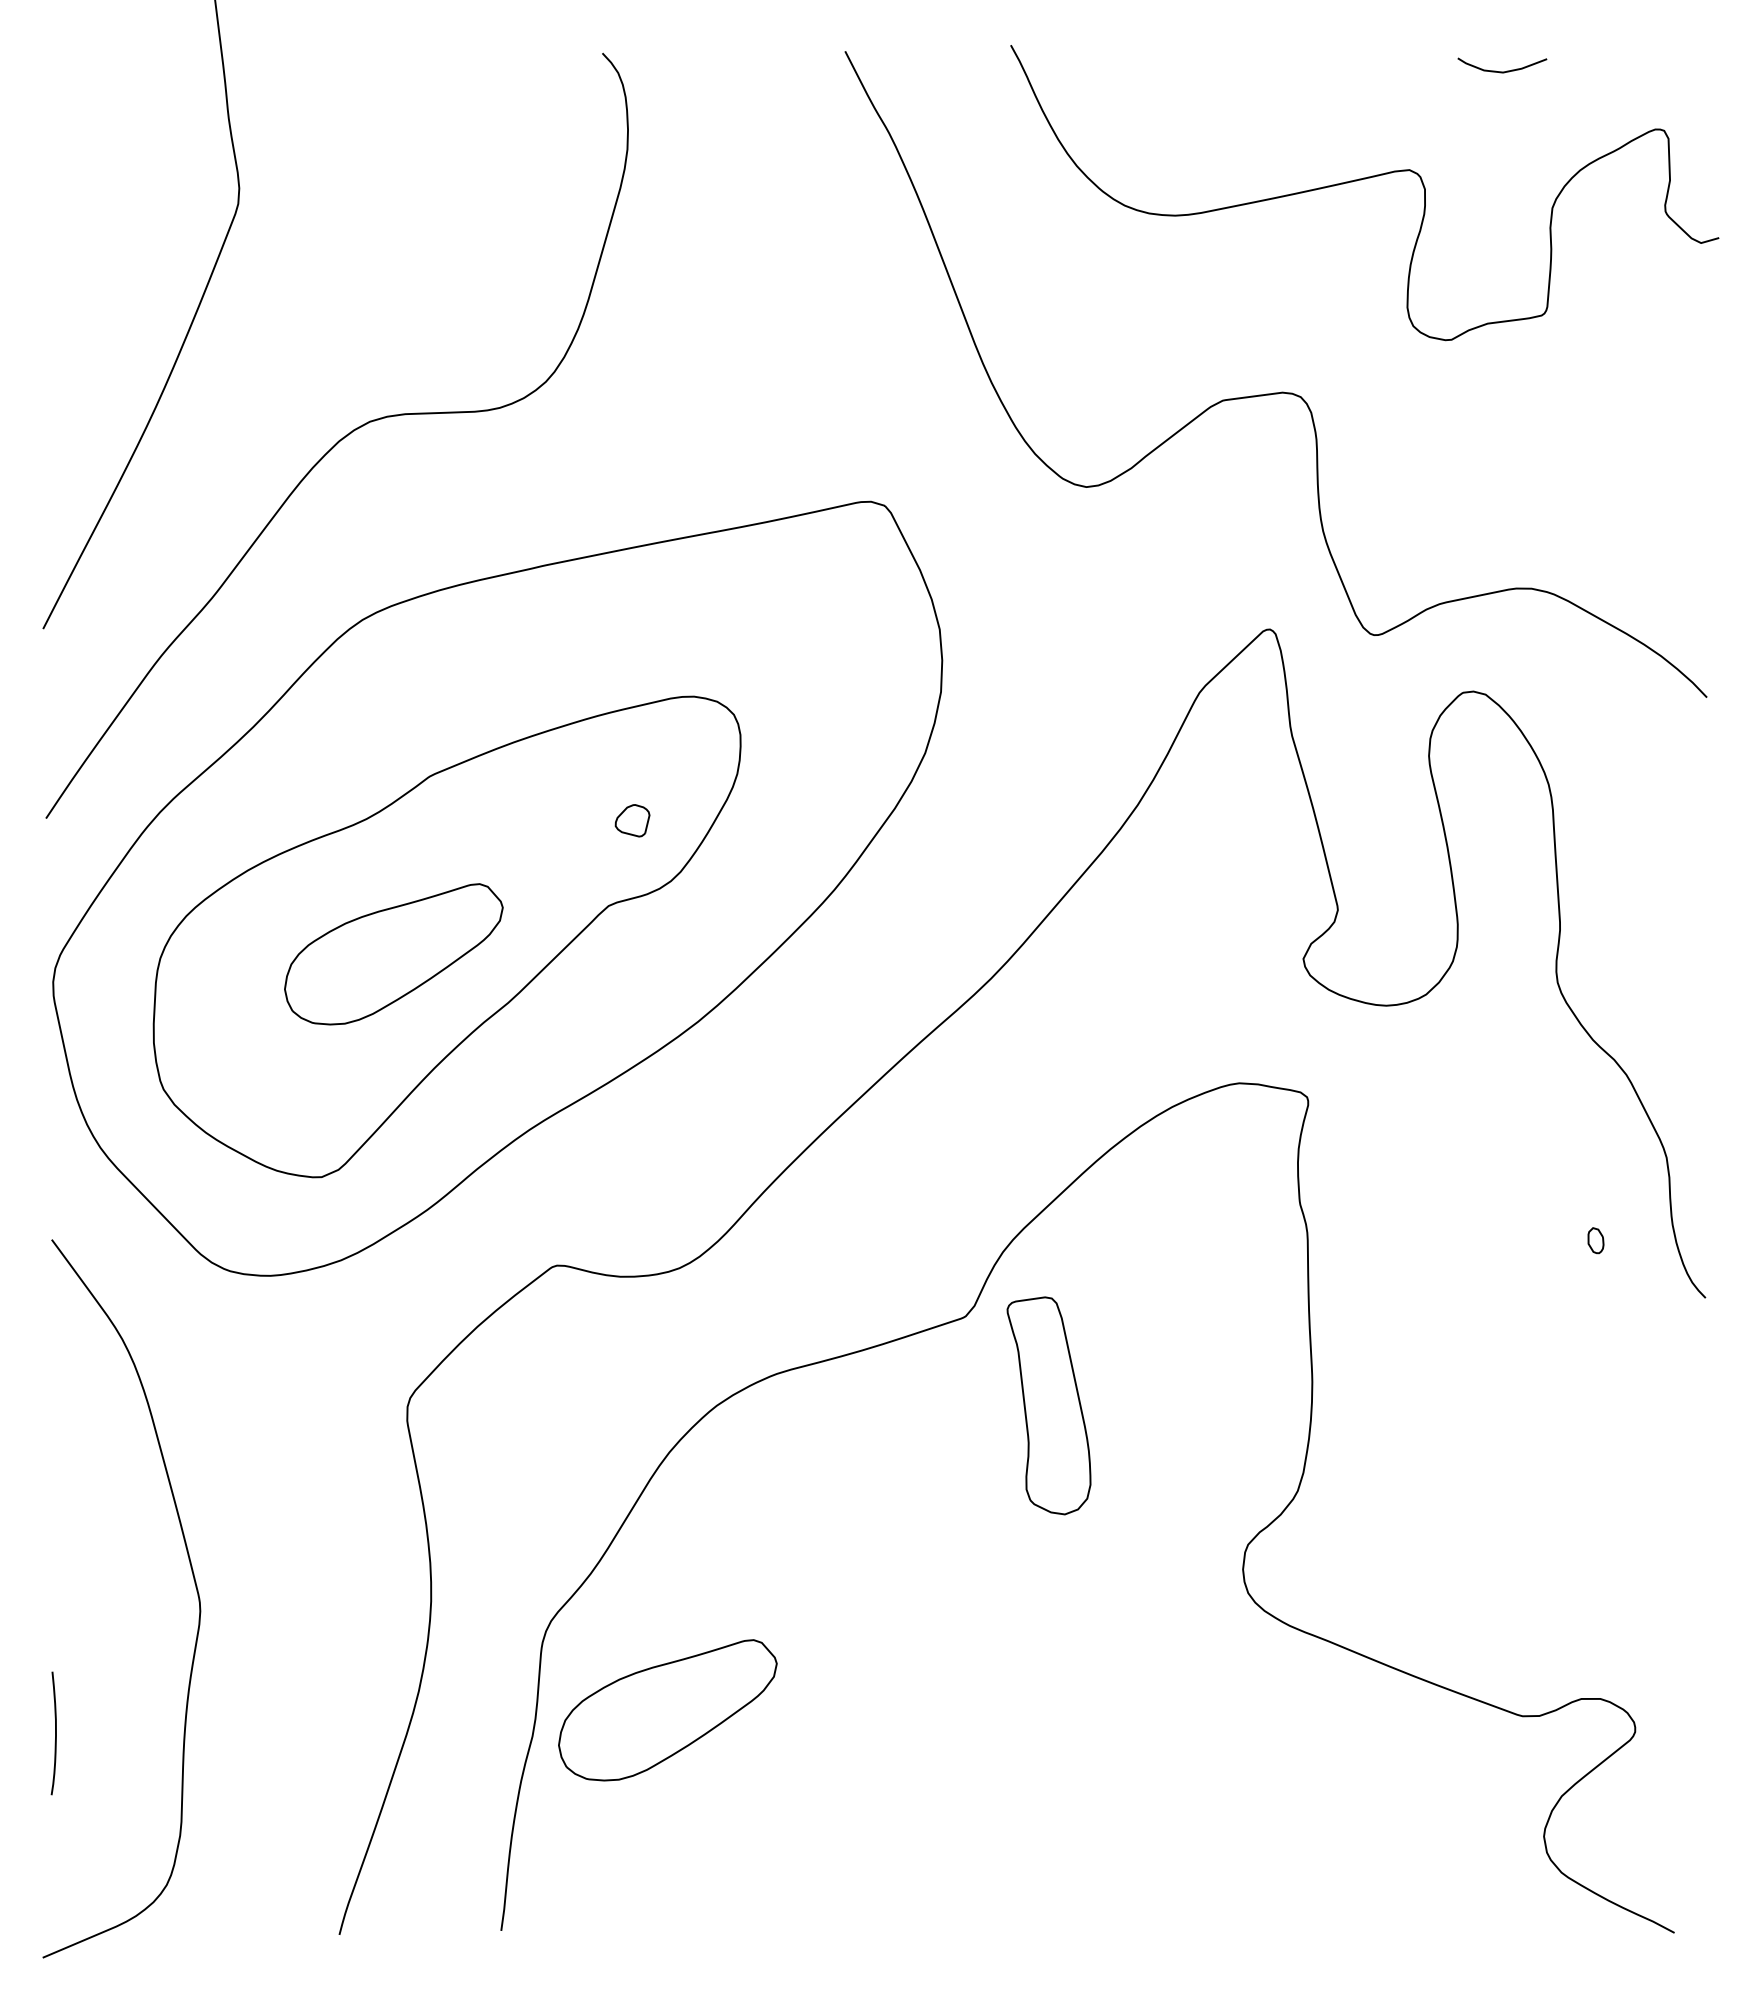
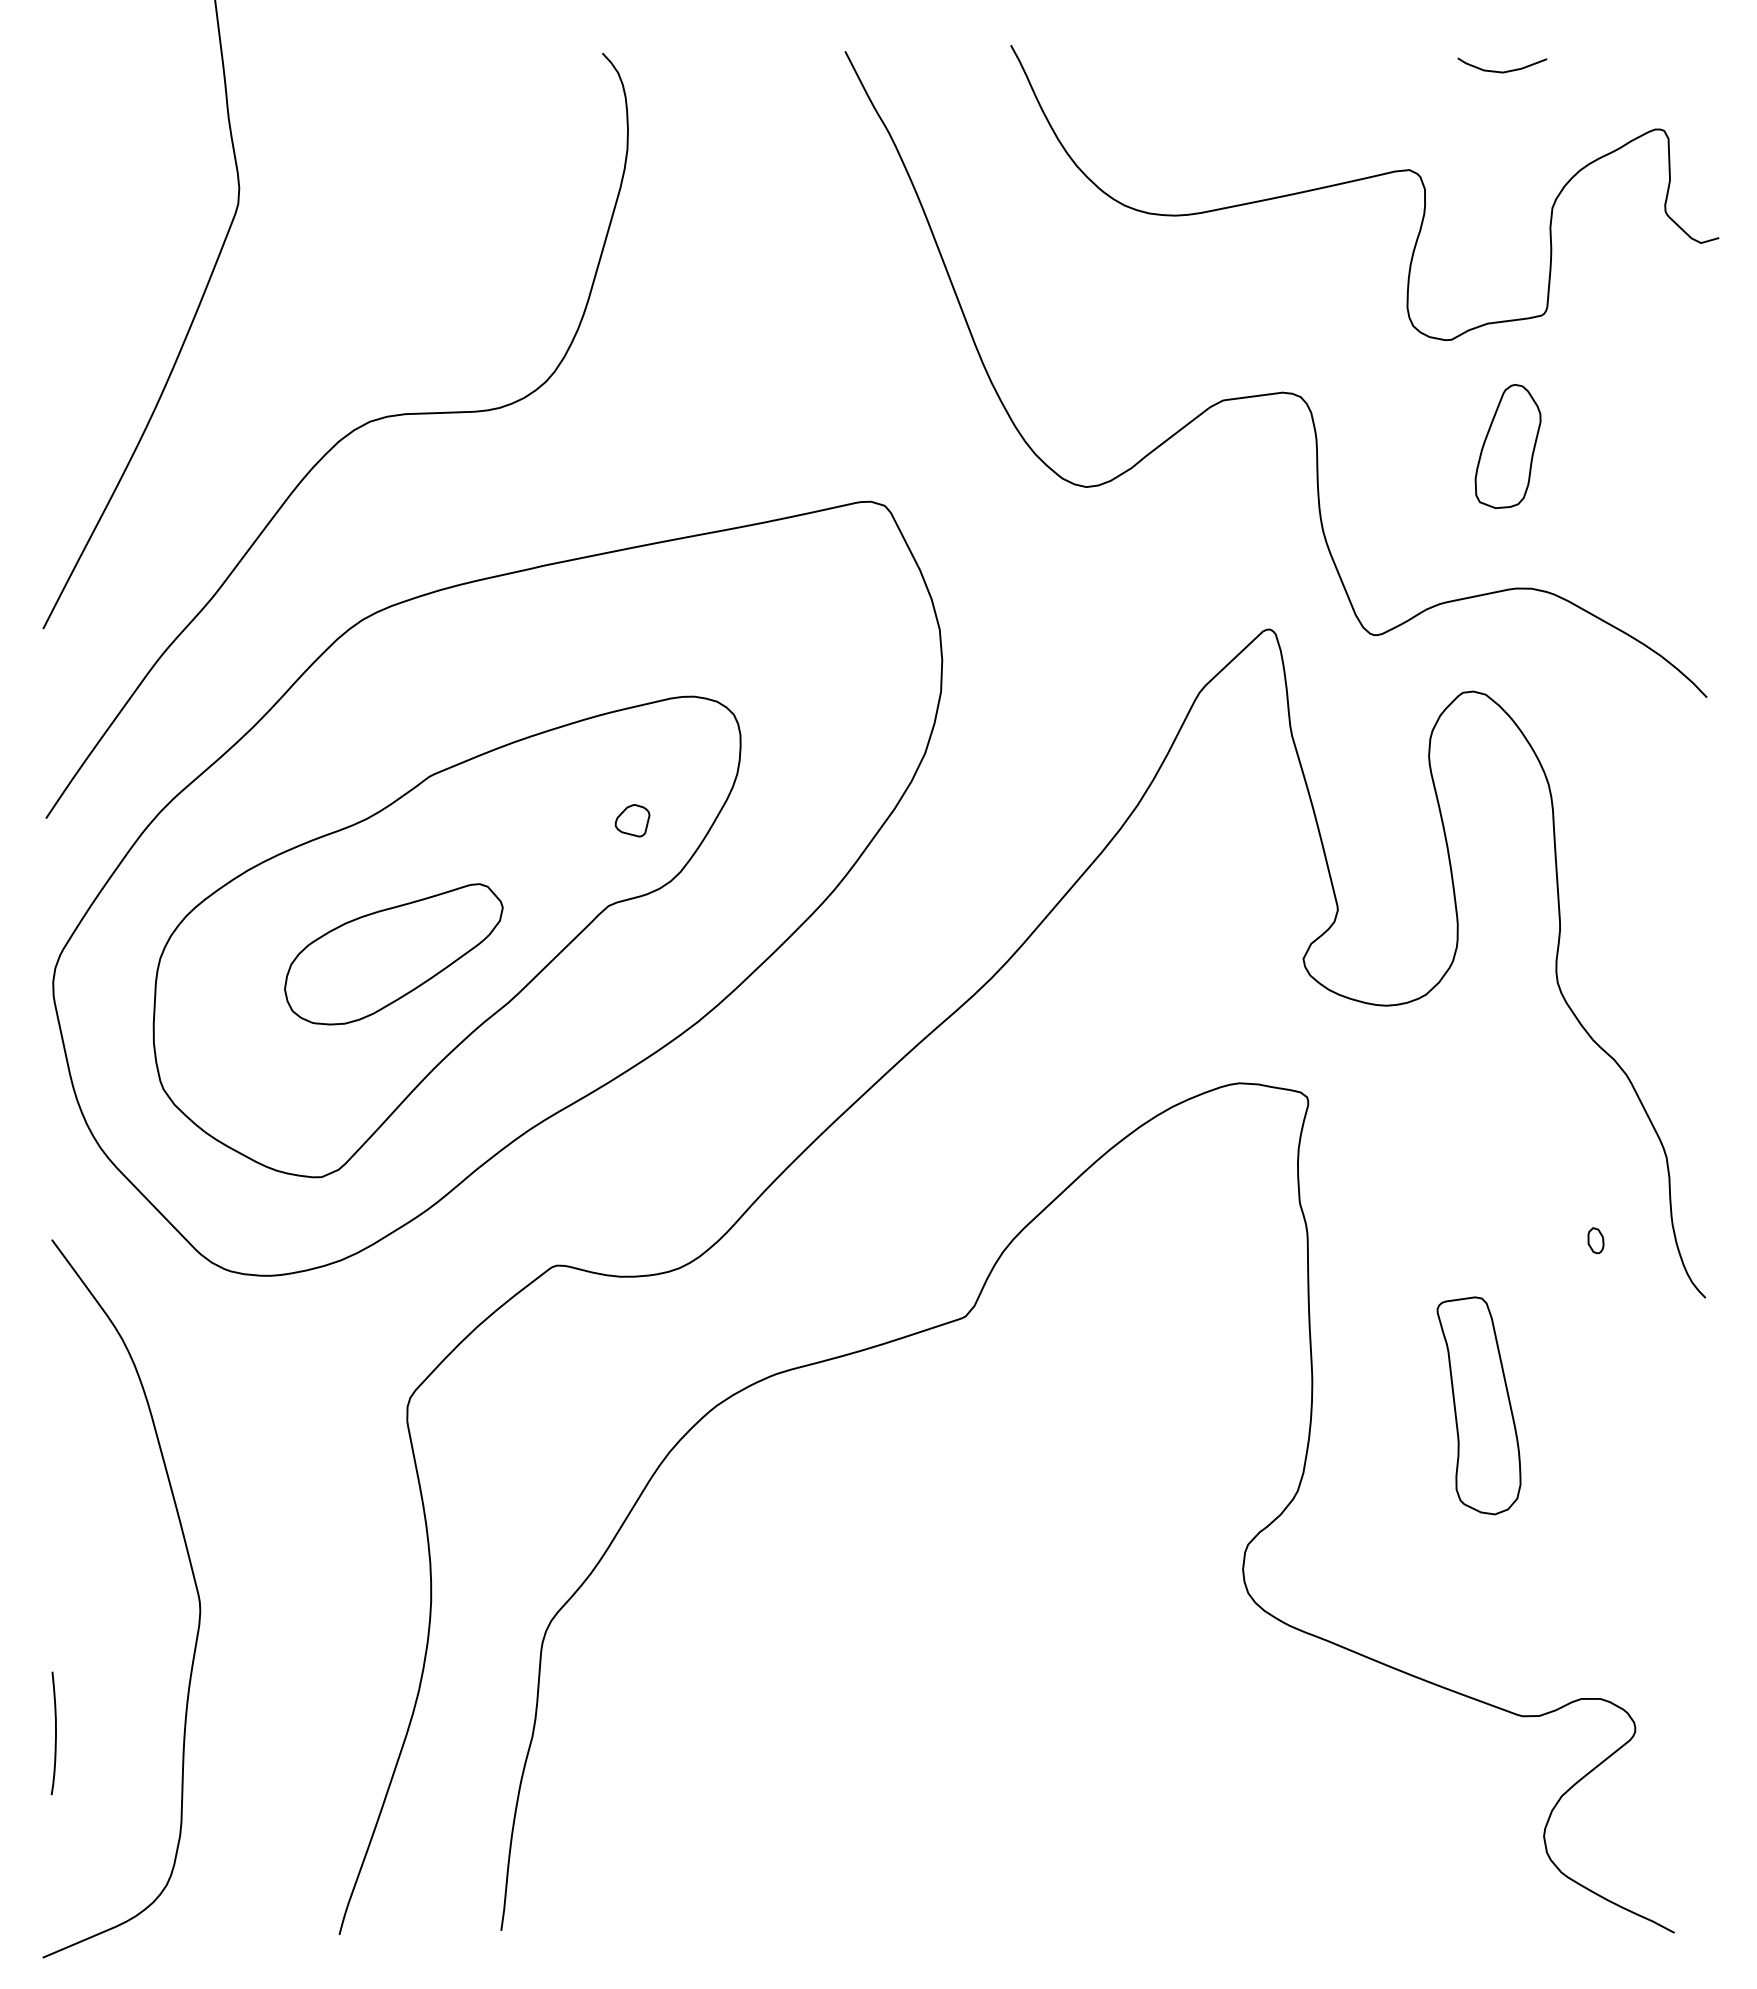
part: none -> present (1507, 446)
part position: (1048, 1405) -> (1478, 1405) (1478, 1405)
part: present -> none (667, 1710)
